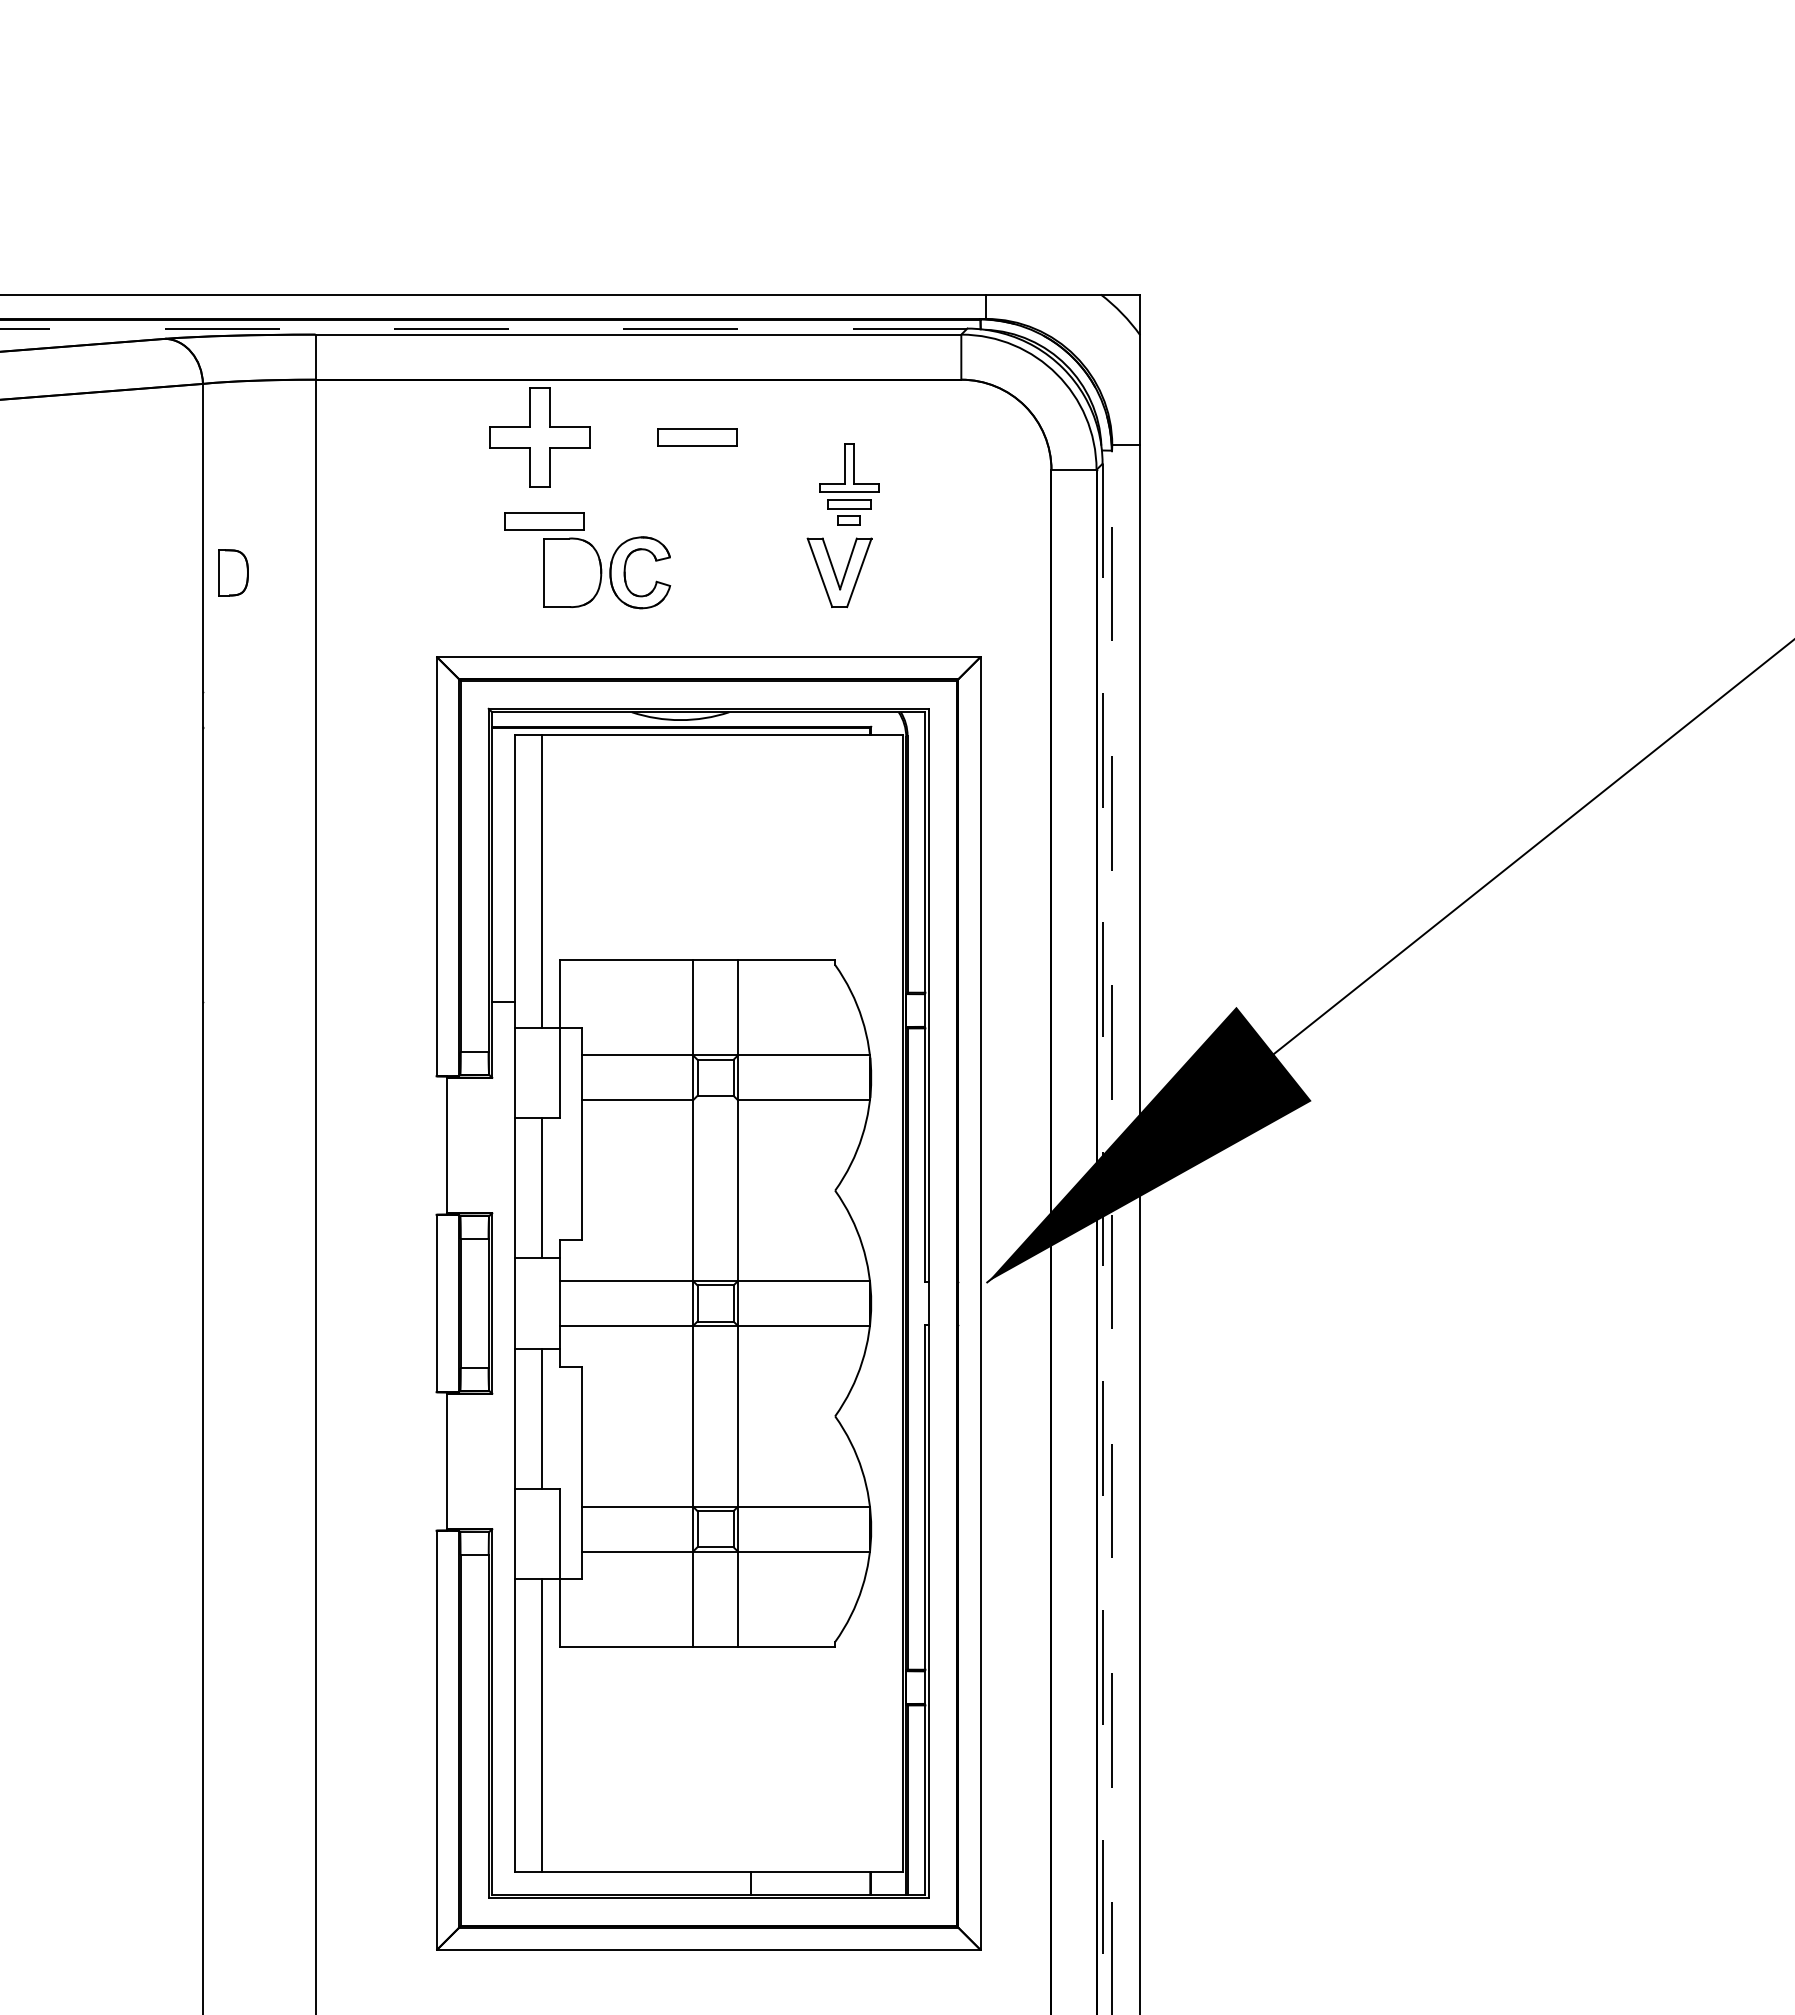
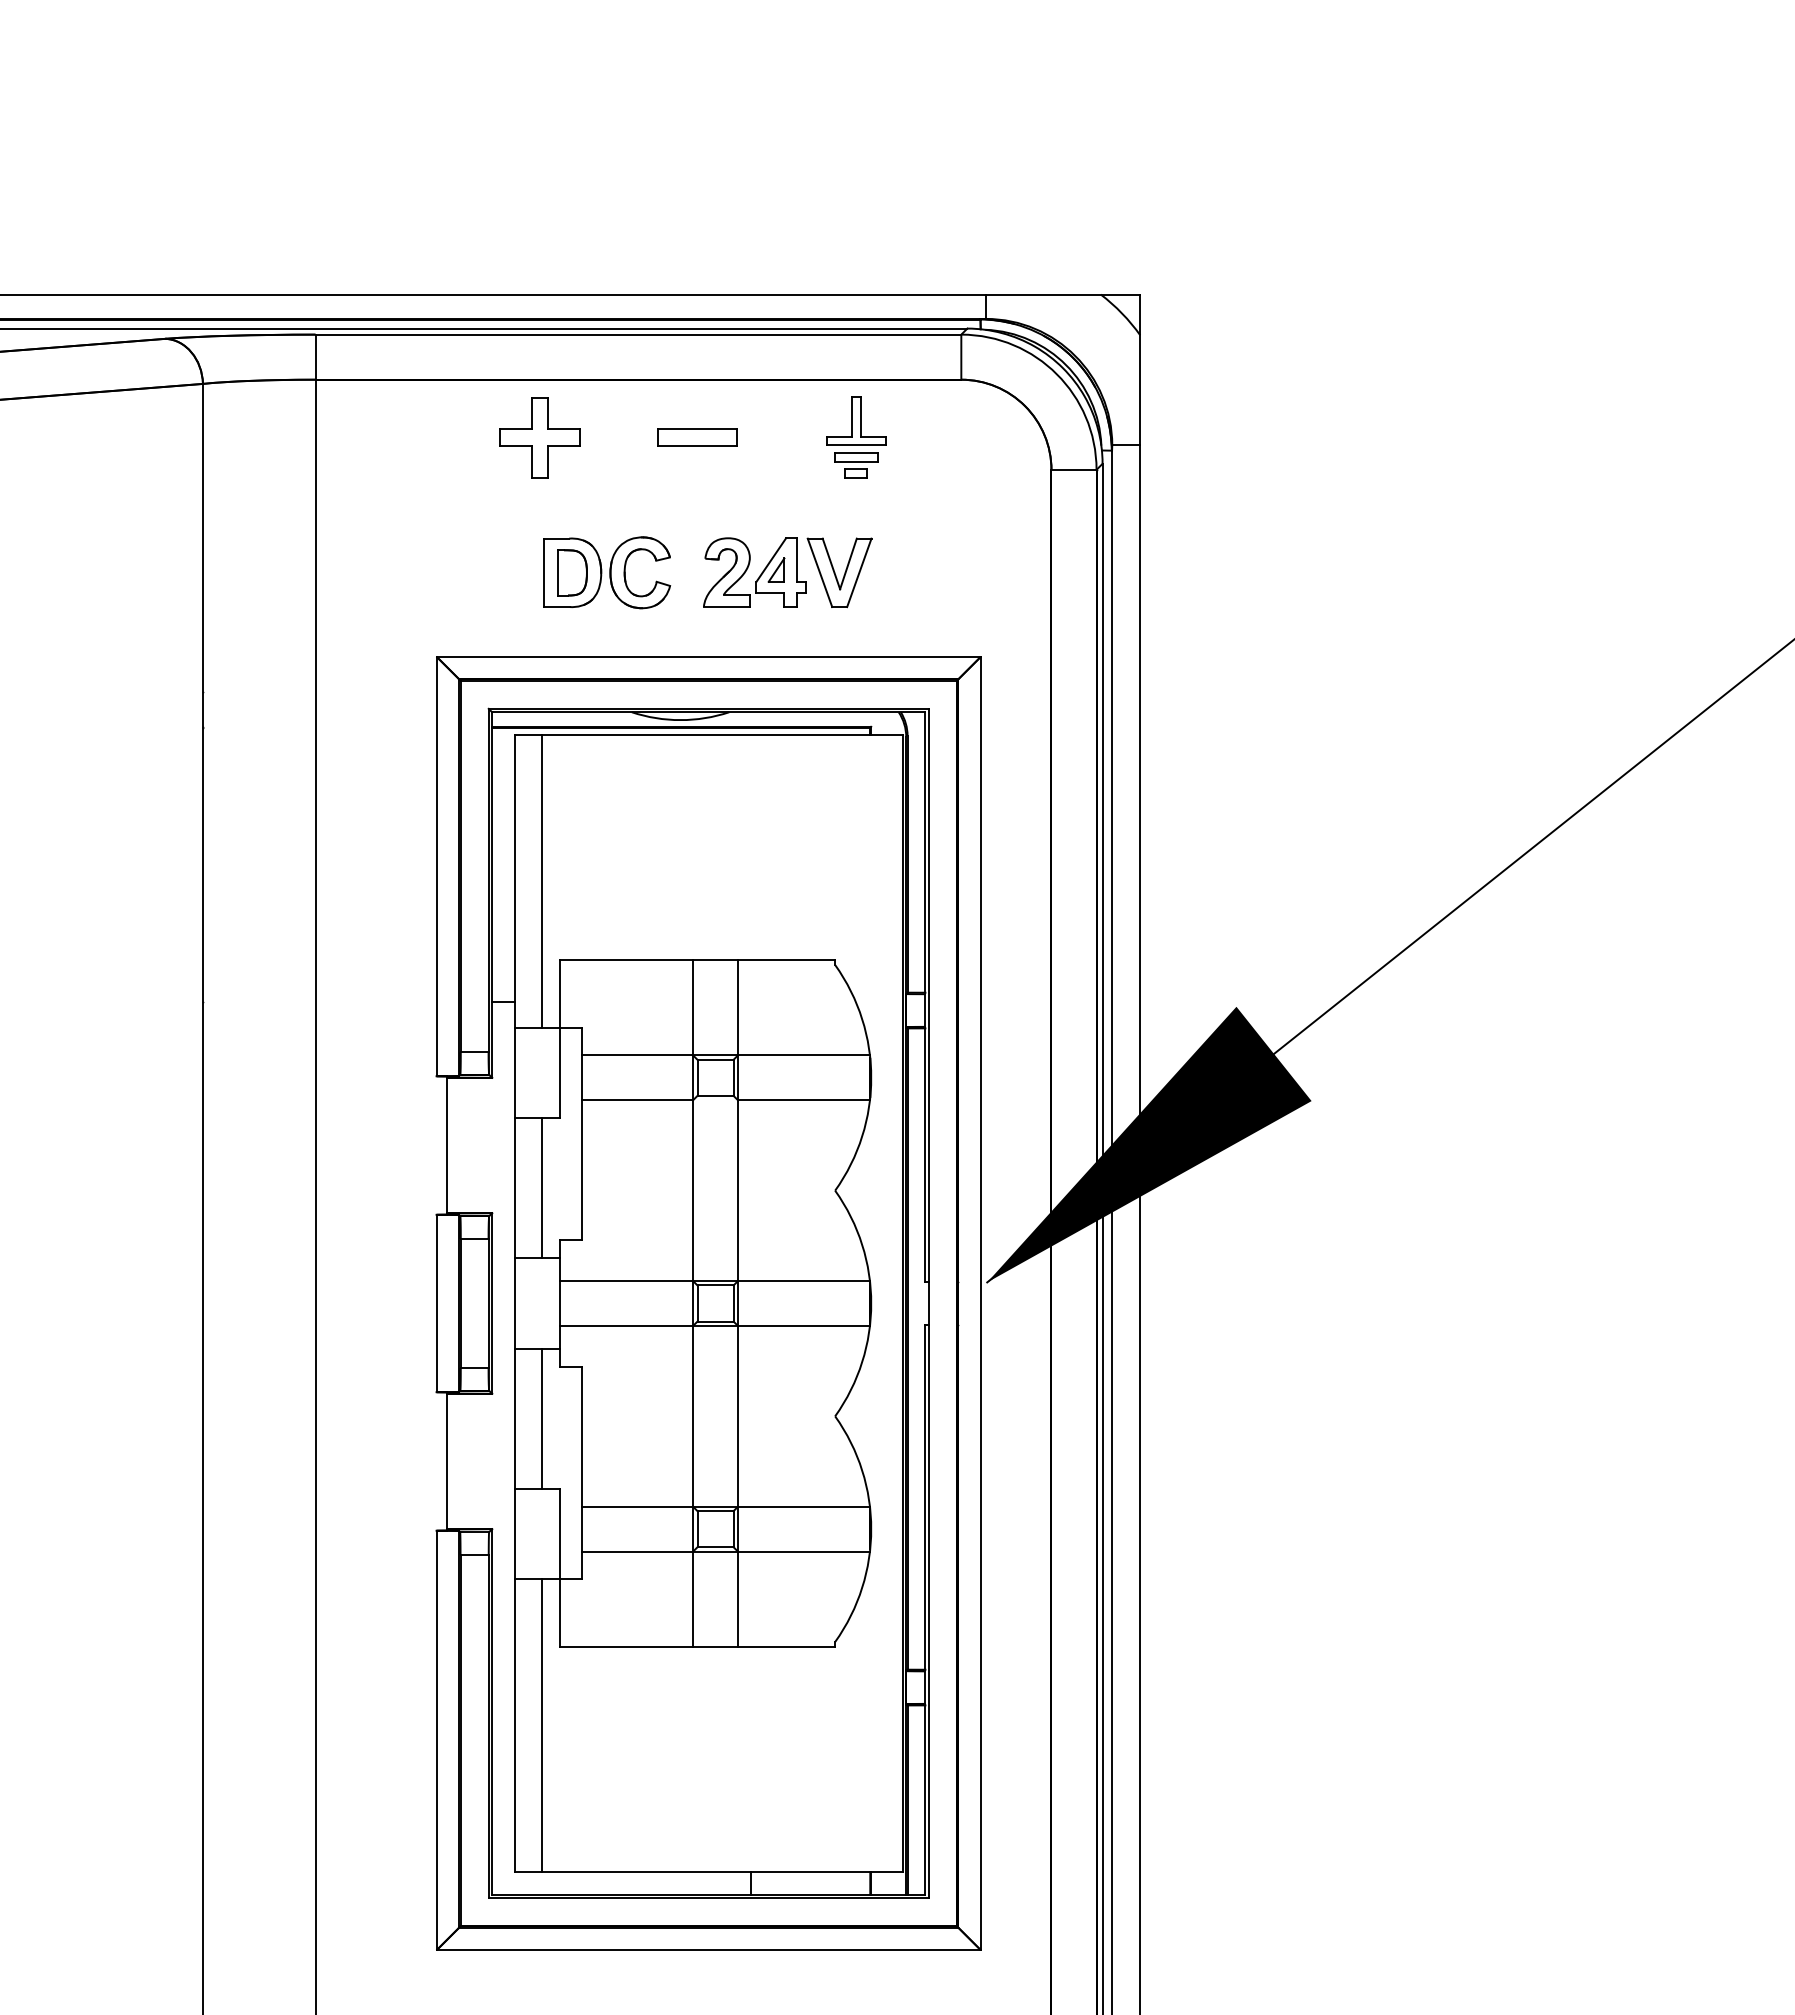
line: dashed -> solid (483, 328)
part size: 102x101 px -> 82x82 px (539, 437)
part position: (849, 484) -> (856, 437) (856, 437)
part: present -> none (544, 521)
part position: (233, 572) -> (572, 572) (572, 572)
part: none -> present (754, 572)
line: dashed -> solid (1112, 1229)
line: dashed -> solid (1102, 1239)
